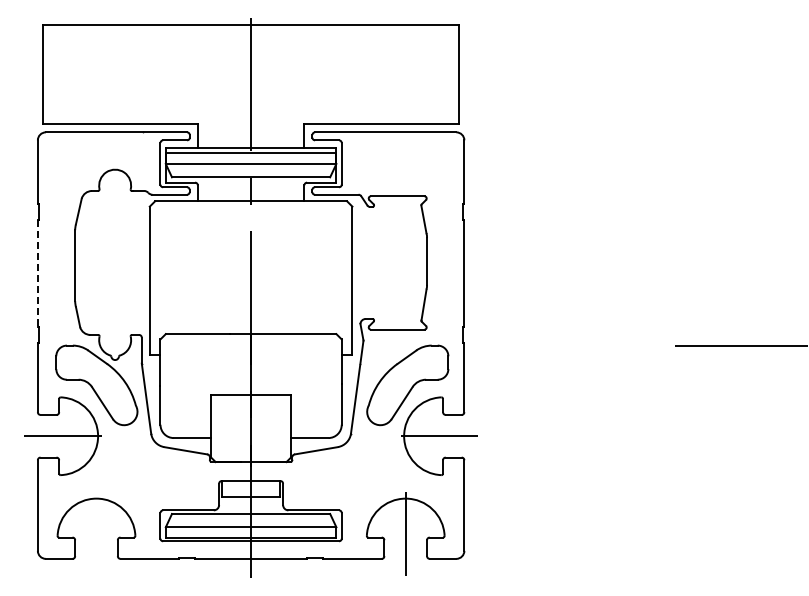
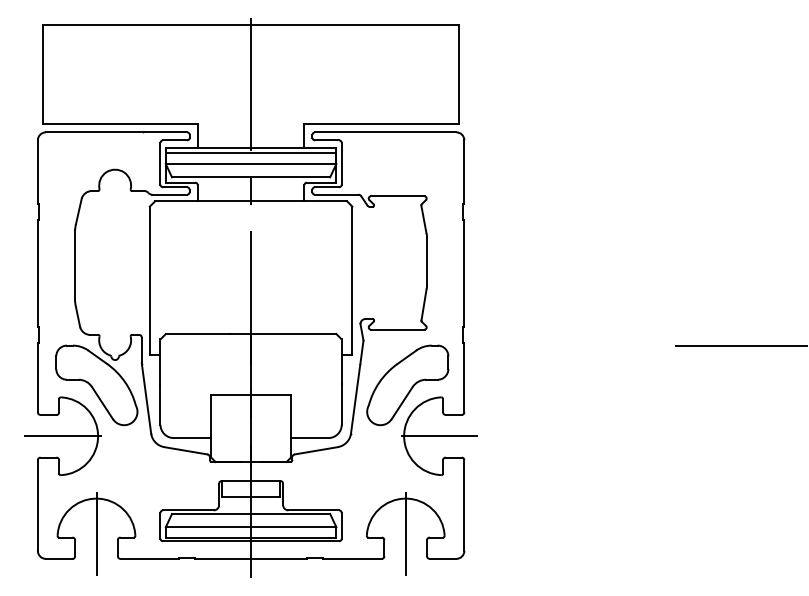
line: dashed -> solid (37, 274)
line: none -> present (96, 533)
